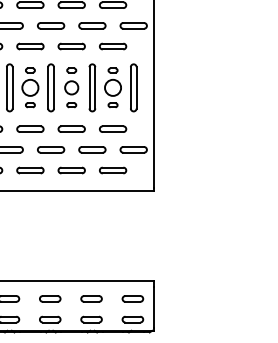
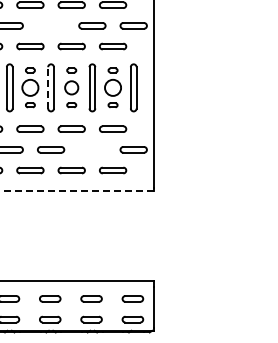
part: present -> none (51, 25)
line: solid -> dashed (48, 87)
part: present -> none (92, 149)
line: solid -> dashed (77, 191)
